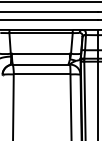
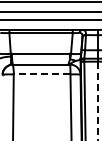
line: solid -> dashed (41, 74)
line: solid -> dashed (97, 101)
